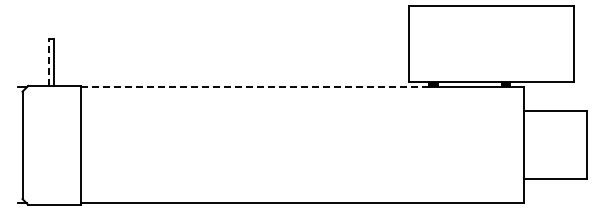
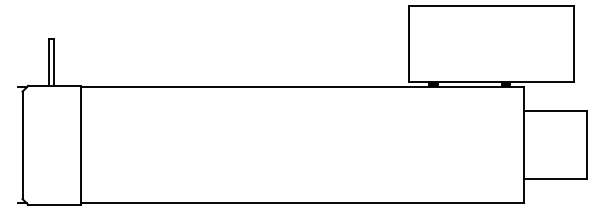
line: dashed -> solid (48, 62)
line: dashed -> solid (255, 87)
